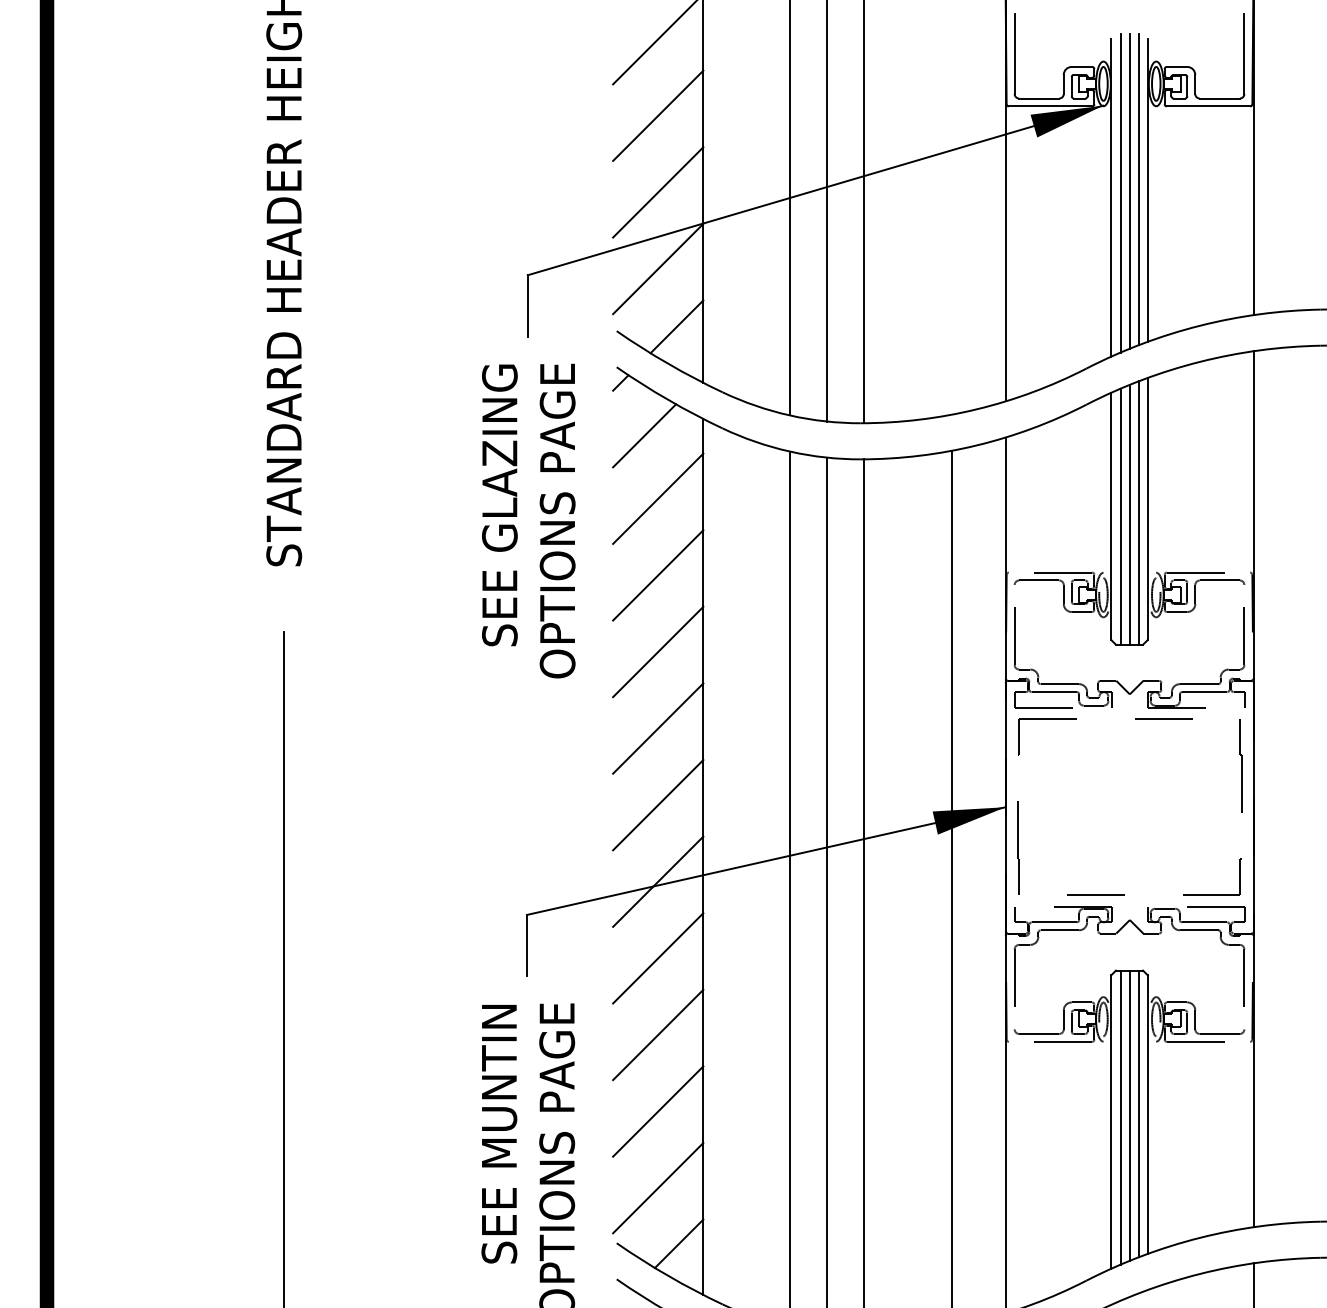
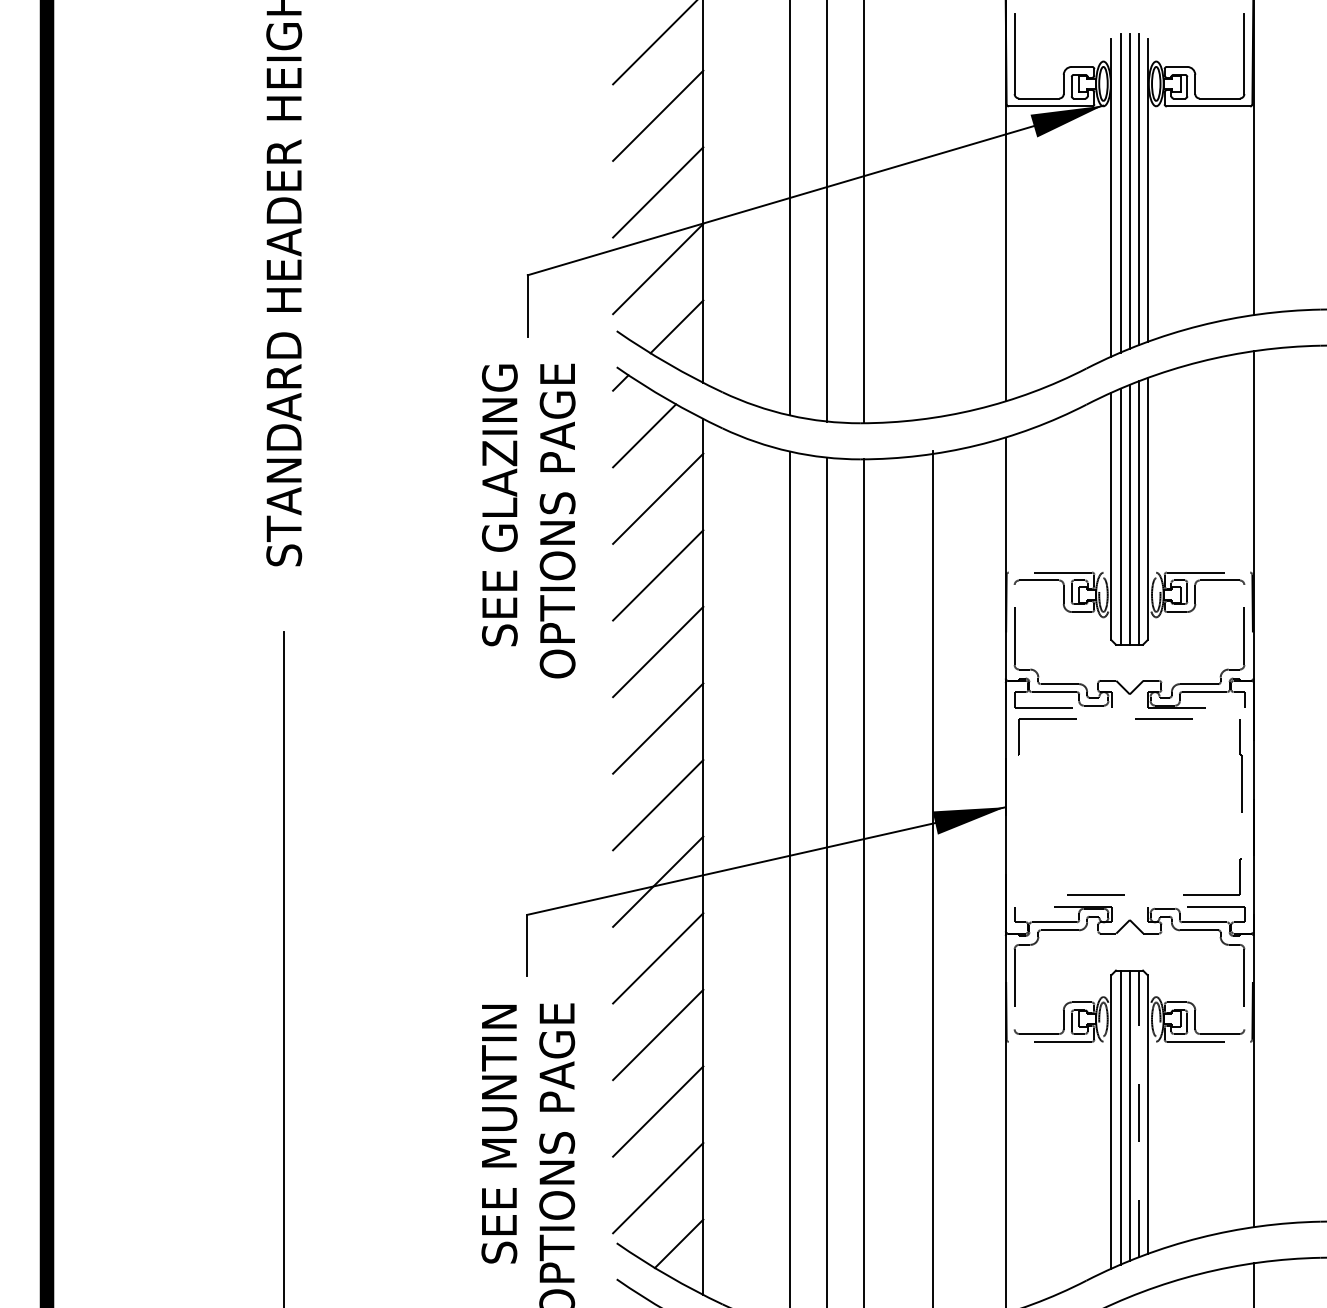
line: present -> none (1018, 847)
line position: (951, 877) -> (932, 877) (932, 877)
line: solid -> dashed (1138, 1113)
